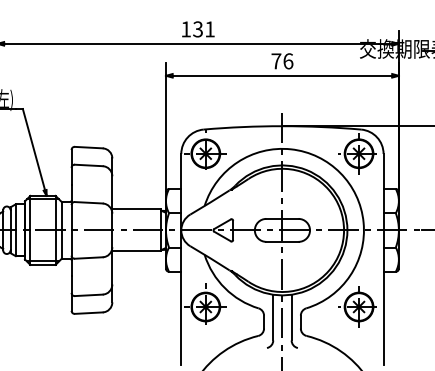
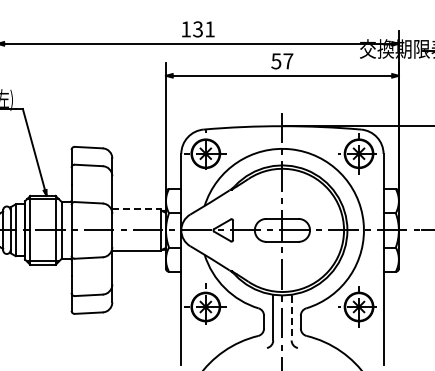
text: 76 -> 57 (282, 61)
line: solid -> dashed (136, 209)
line: solid -> dashed (291, 318)
